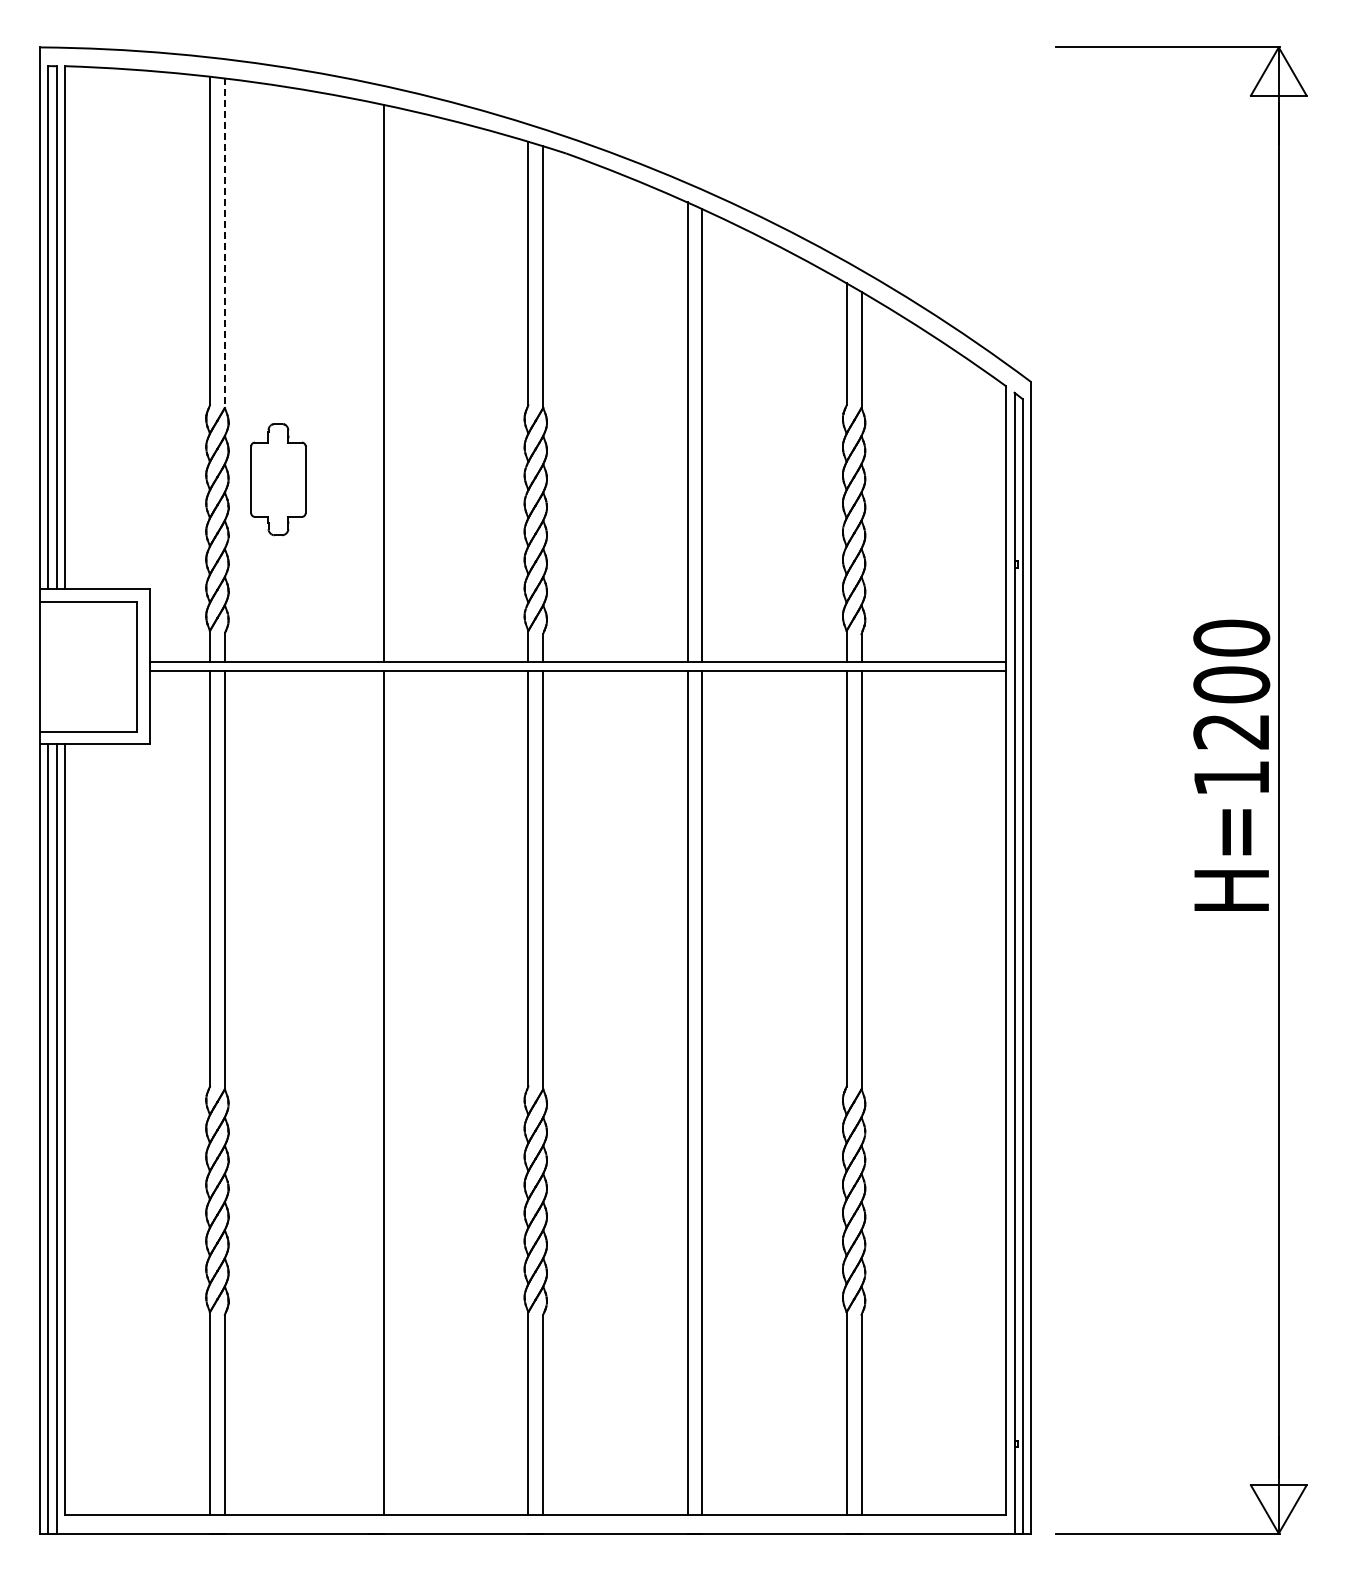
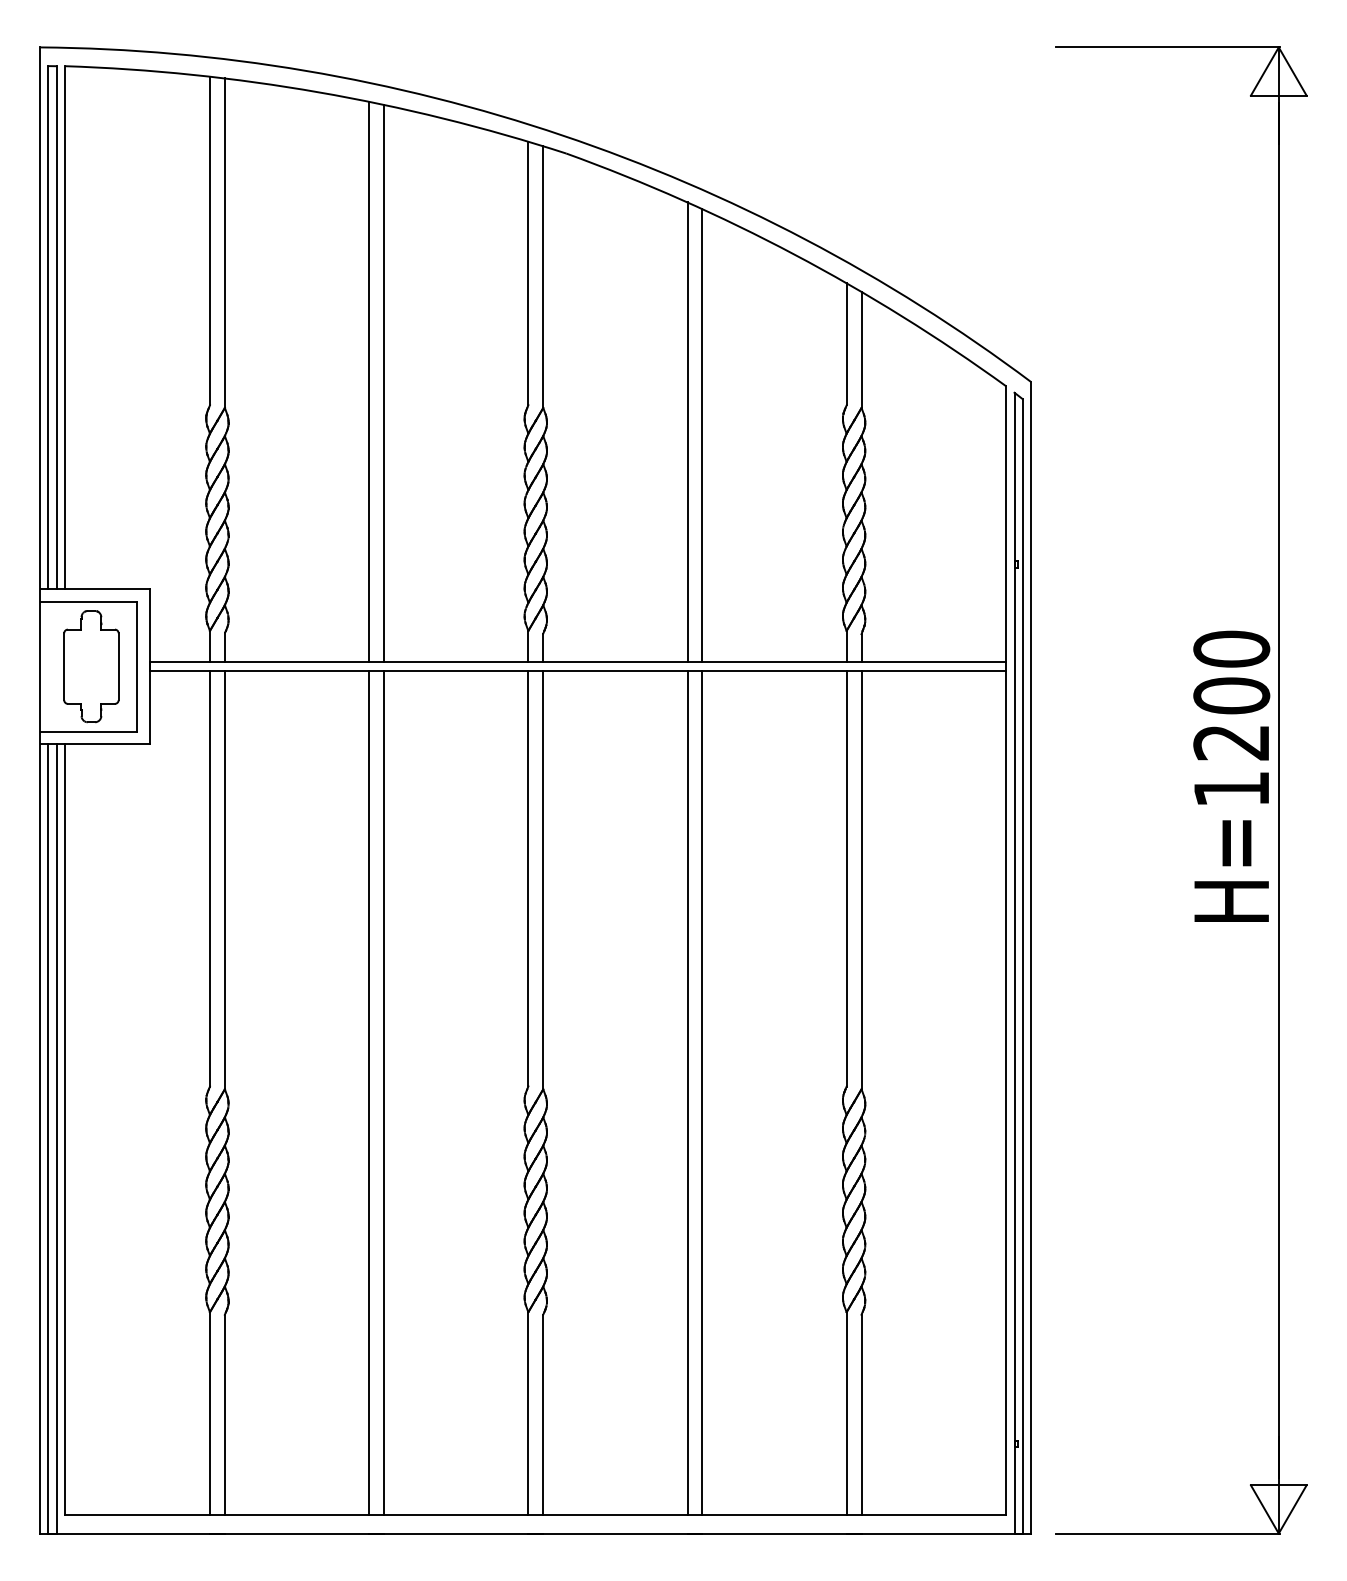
line: dashed -> solid (224, 243)
line: none -> present (369, 381)
part position: (278, 479) -> (91, 666) (91, 666)
text position: (1231, 764) -> (1231, 775) (1231, 775)
line: none -> present (369, 1092)
